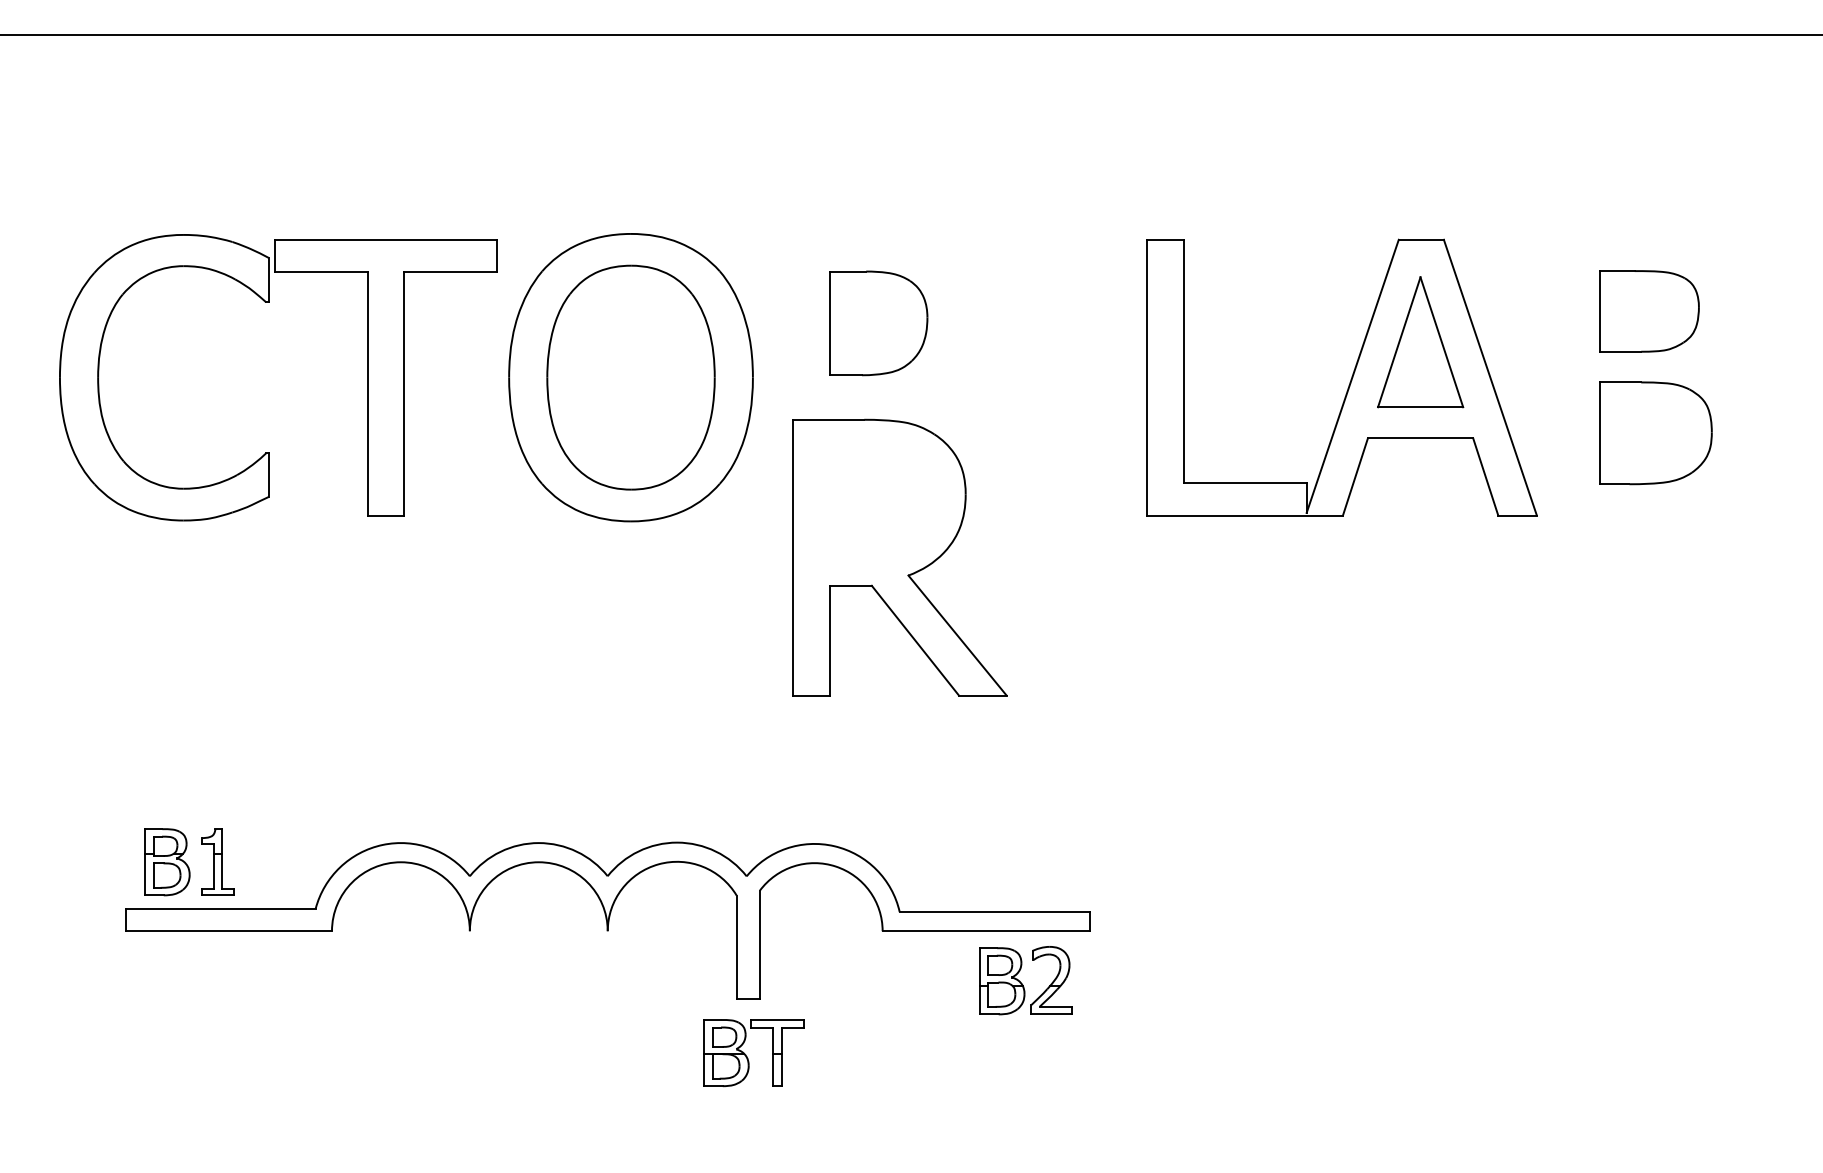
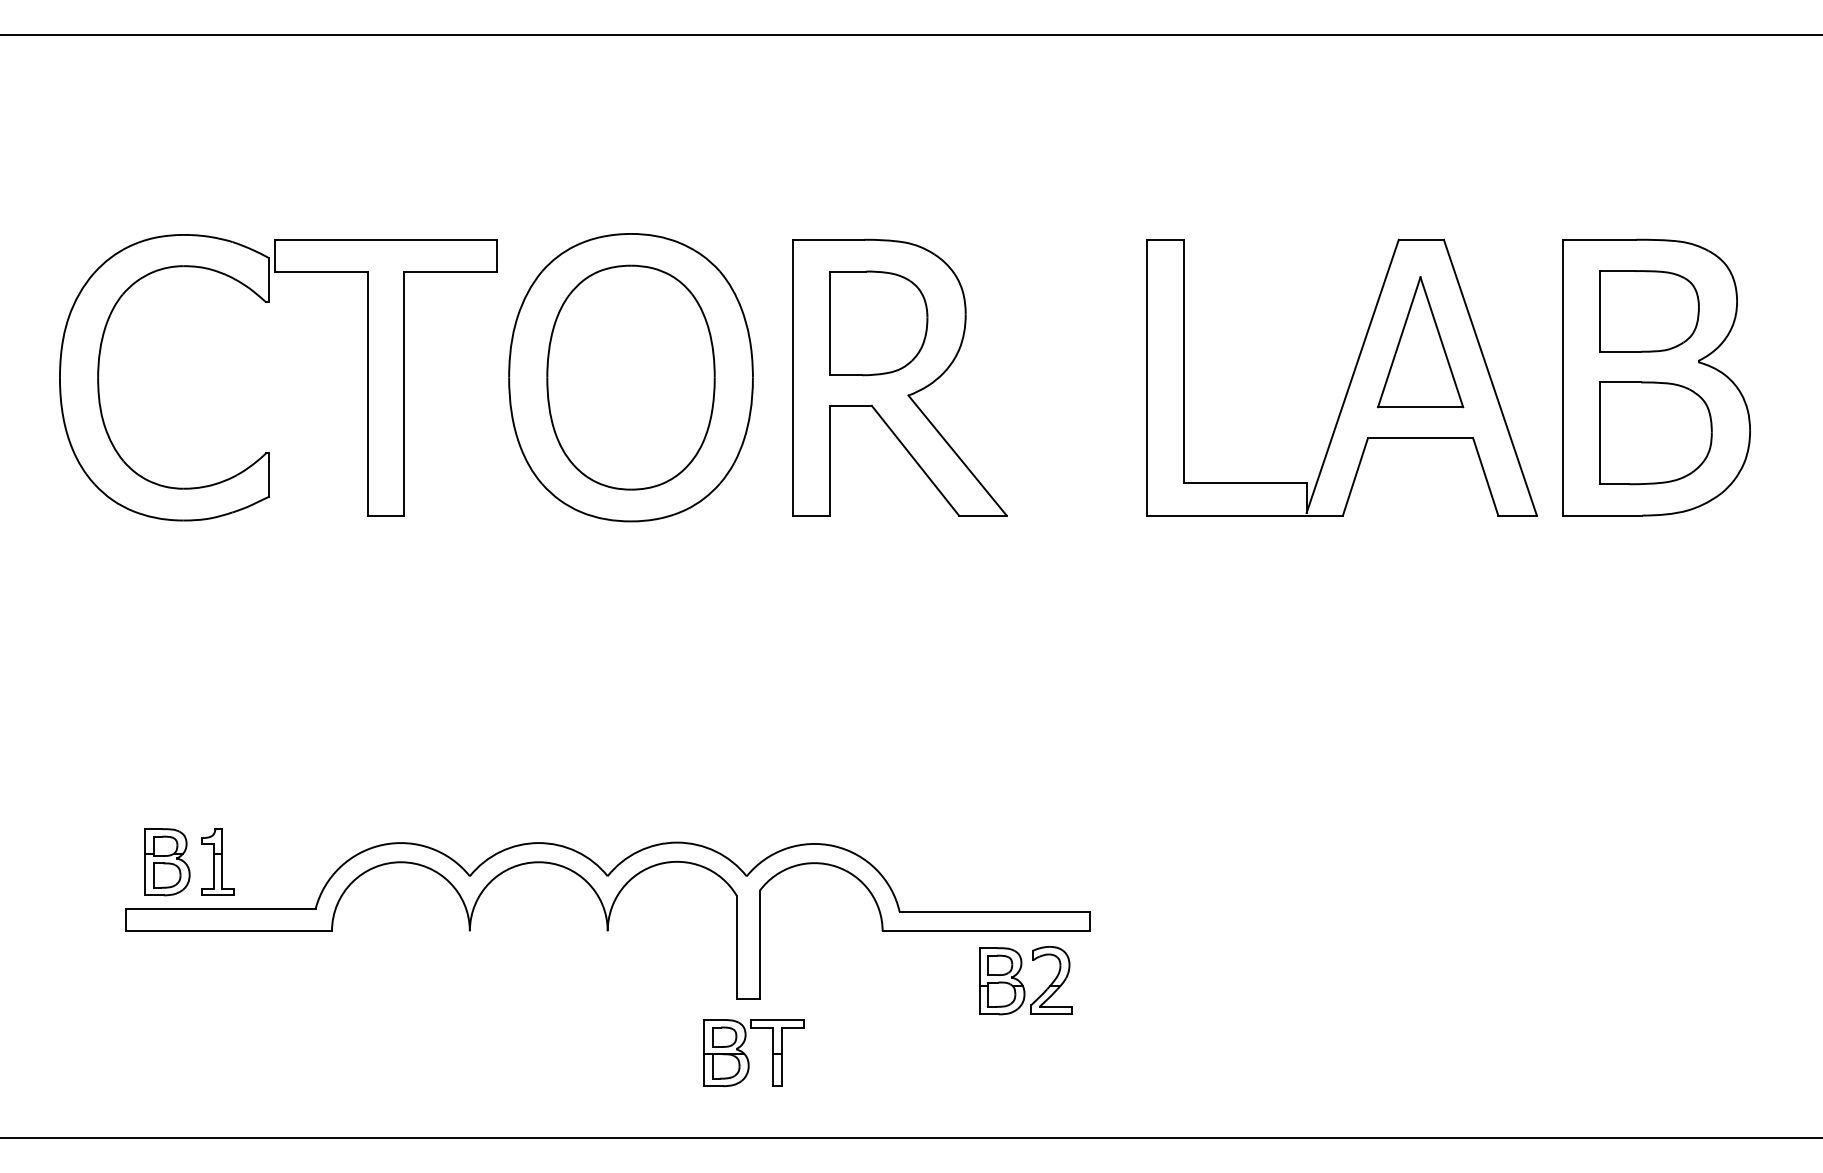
part: none -> present (1656, 377)
part position: (899, 557) -> (899, 377) (899, 377)
line: none -> present (910, 1138)
